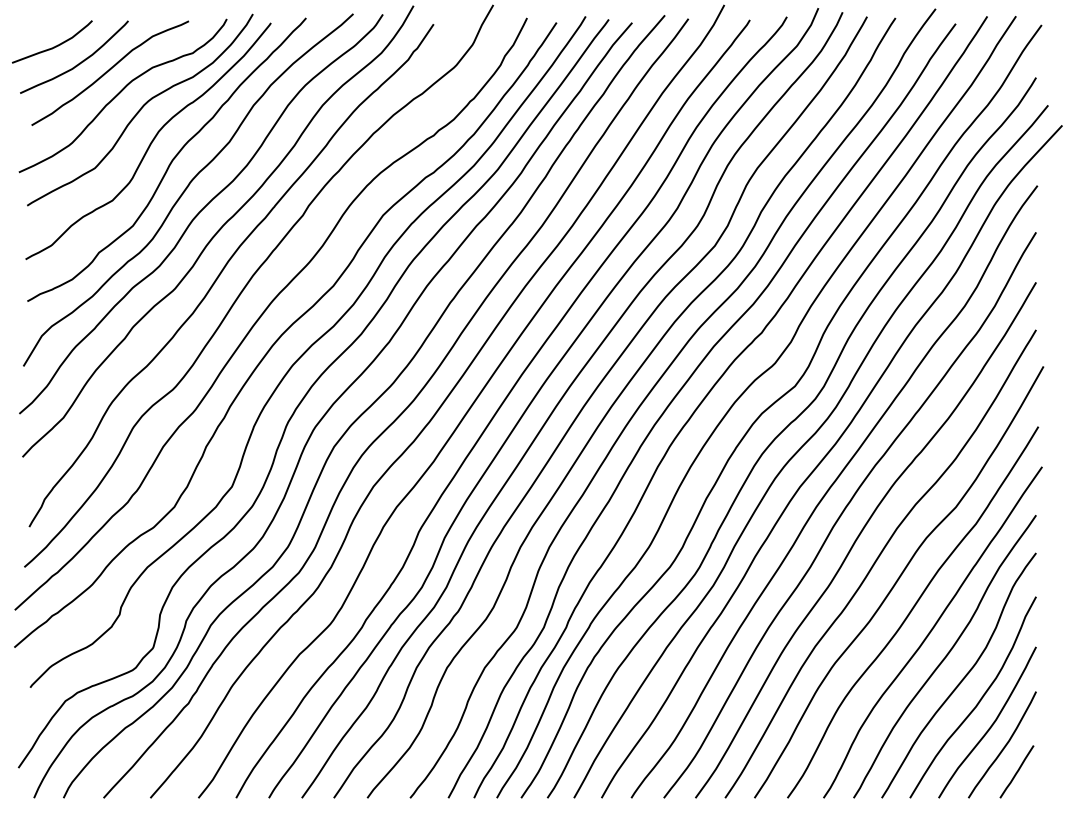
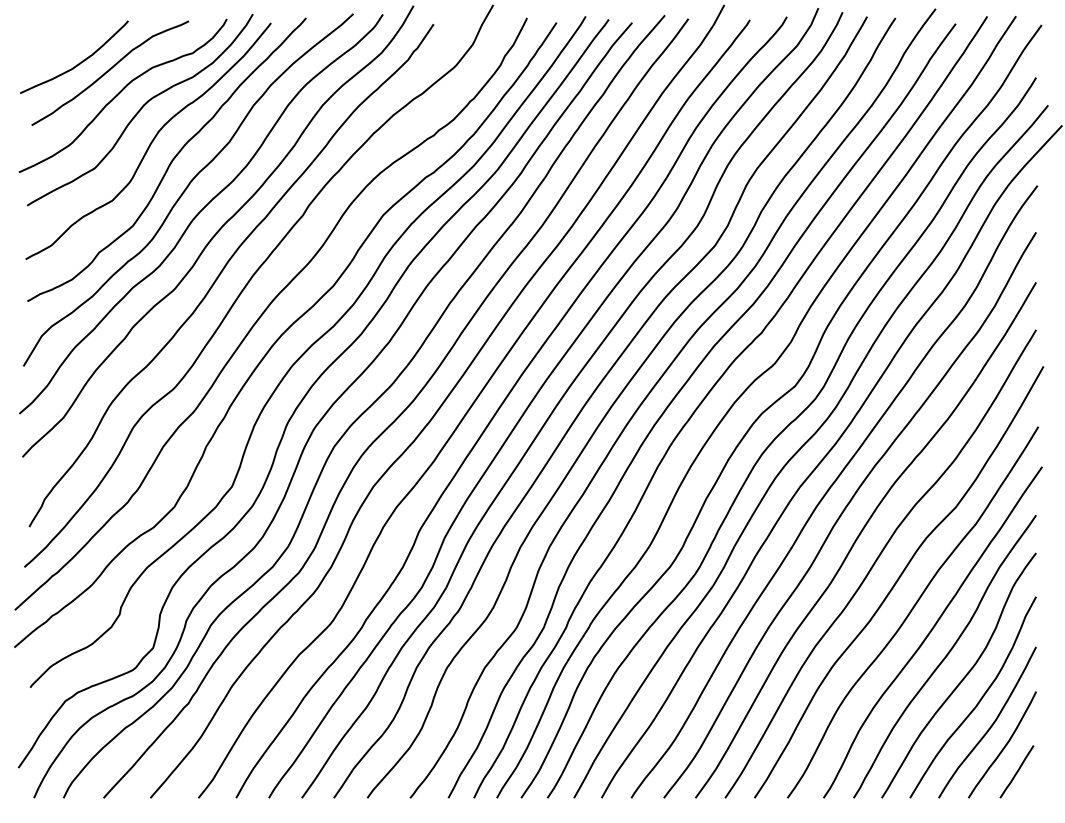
curve: present -> none (55, 45)
